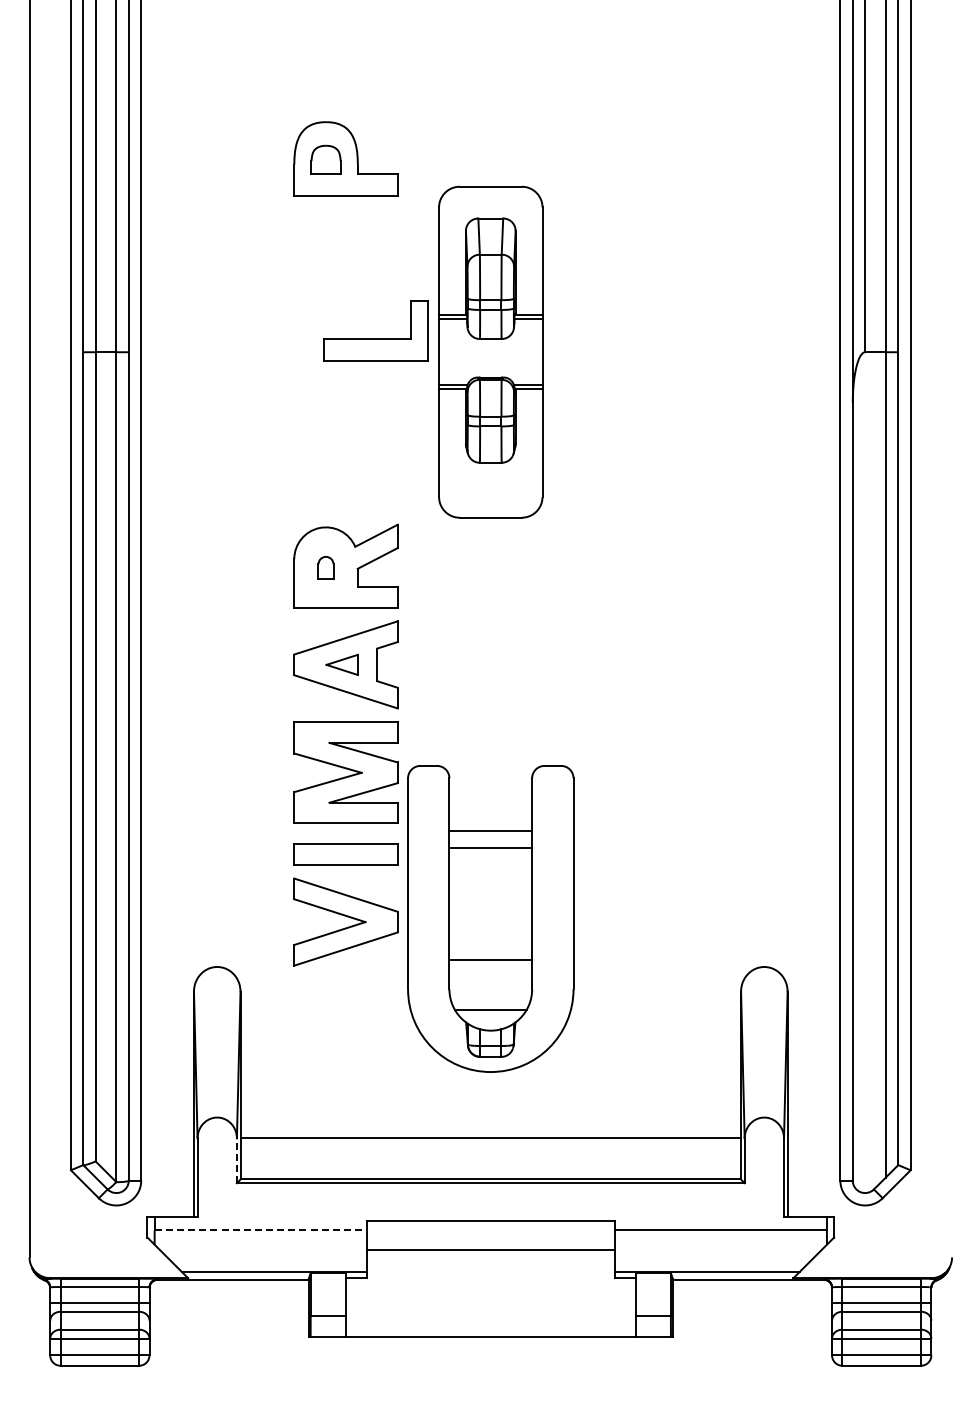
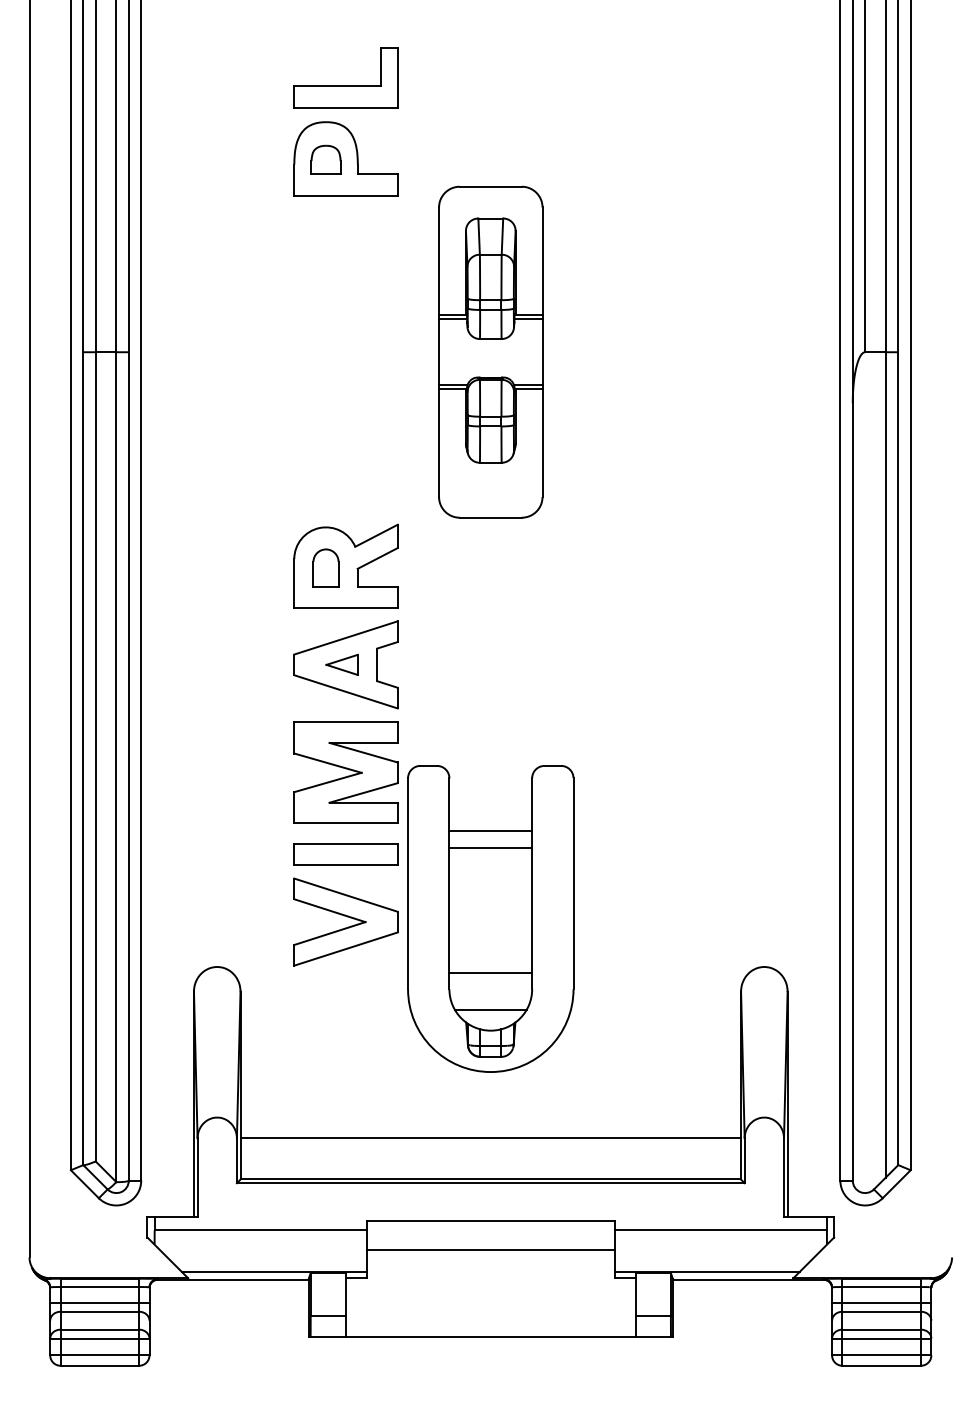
part position: (375, 338) -> (345, 85) (345, 85)
part size: 18x24 px -> 28x40 px (325, 567)
line position: (490, 959) -> (490, 972) (490, 972)
line: dashed -> solid (236, 1160)
line: dashed -> solid (261, 1230)
